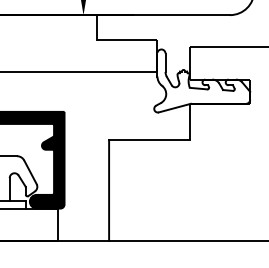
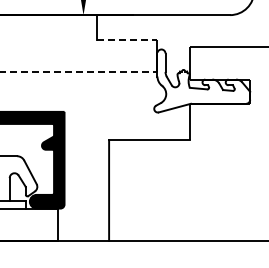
line: solid -> dashed (127, 39)
line: solid -> dashed (79, 71)
